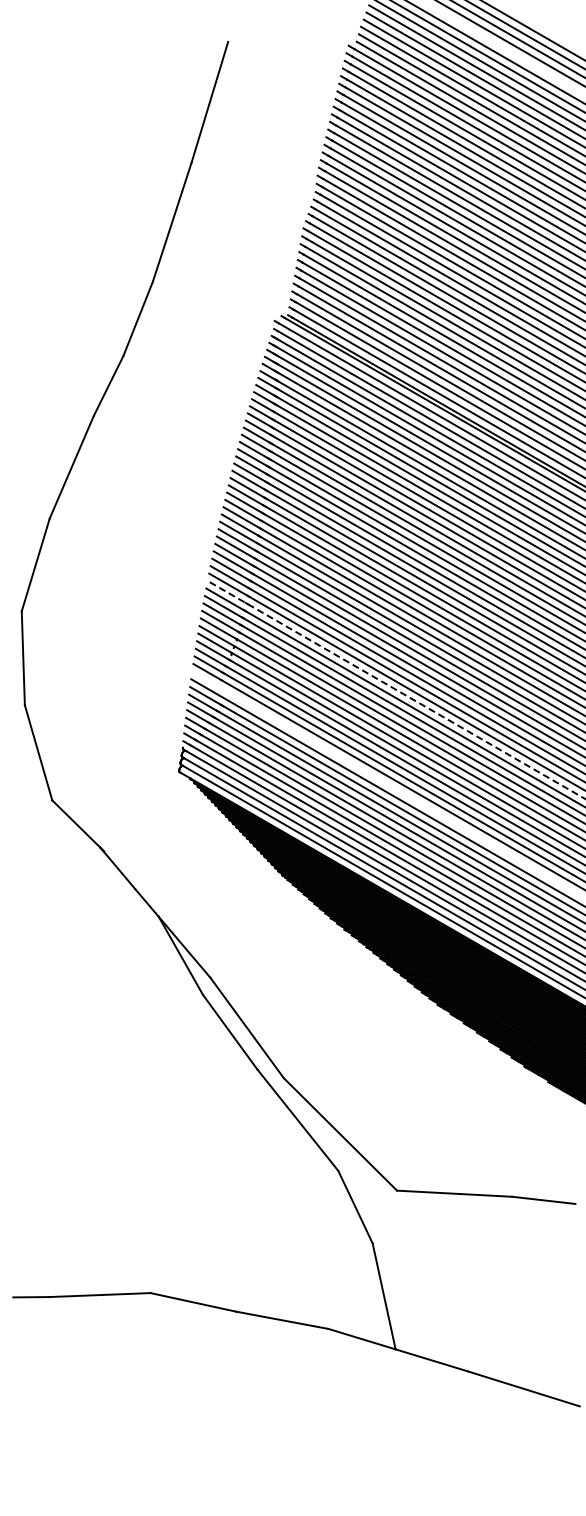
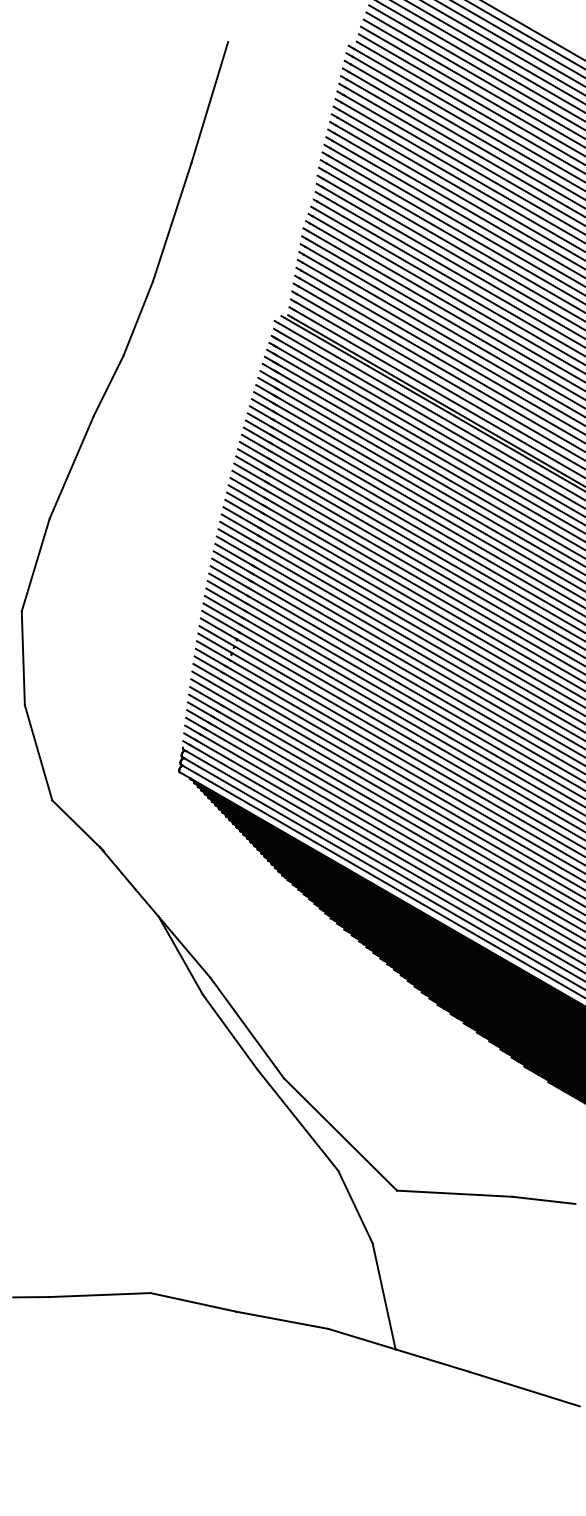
line: none -> present (503, 47)
line: dashed -> solid (396, 690)
line: none -> present (387, 783)
